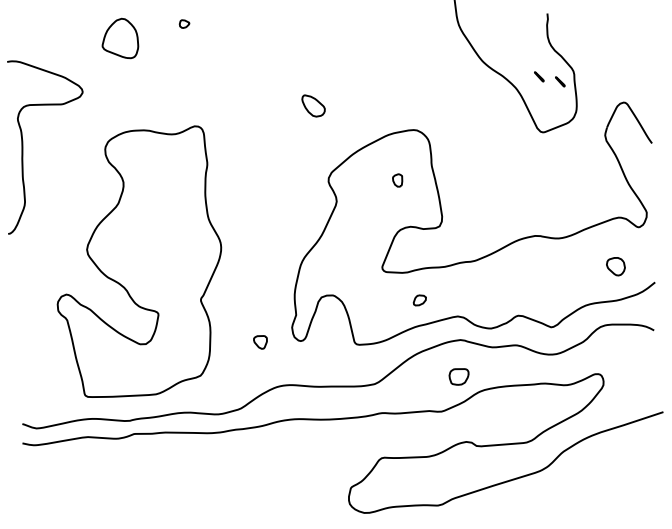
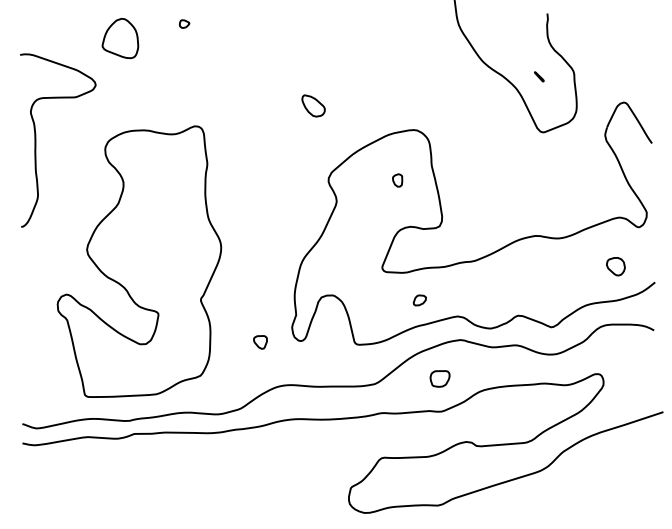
part: present -> none (560, 81)
curve position: (23, 147) -> (36, 140) (36, 140)
part position: (458, 376) -> (439, 378) (439, 378)
